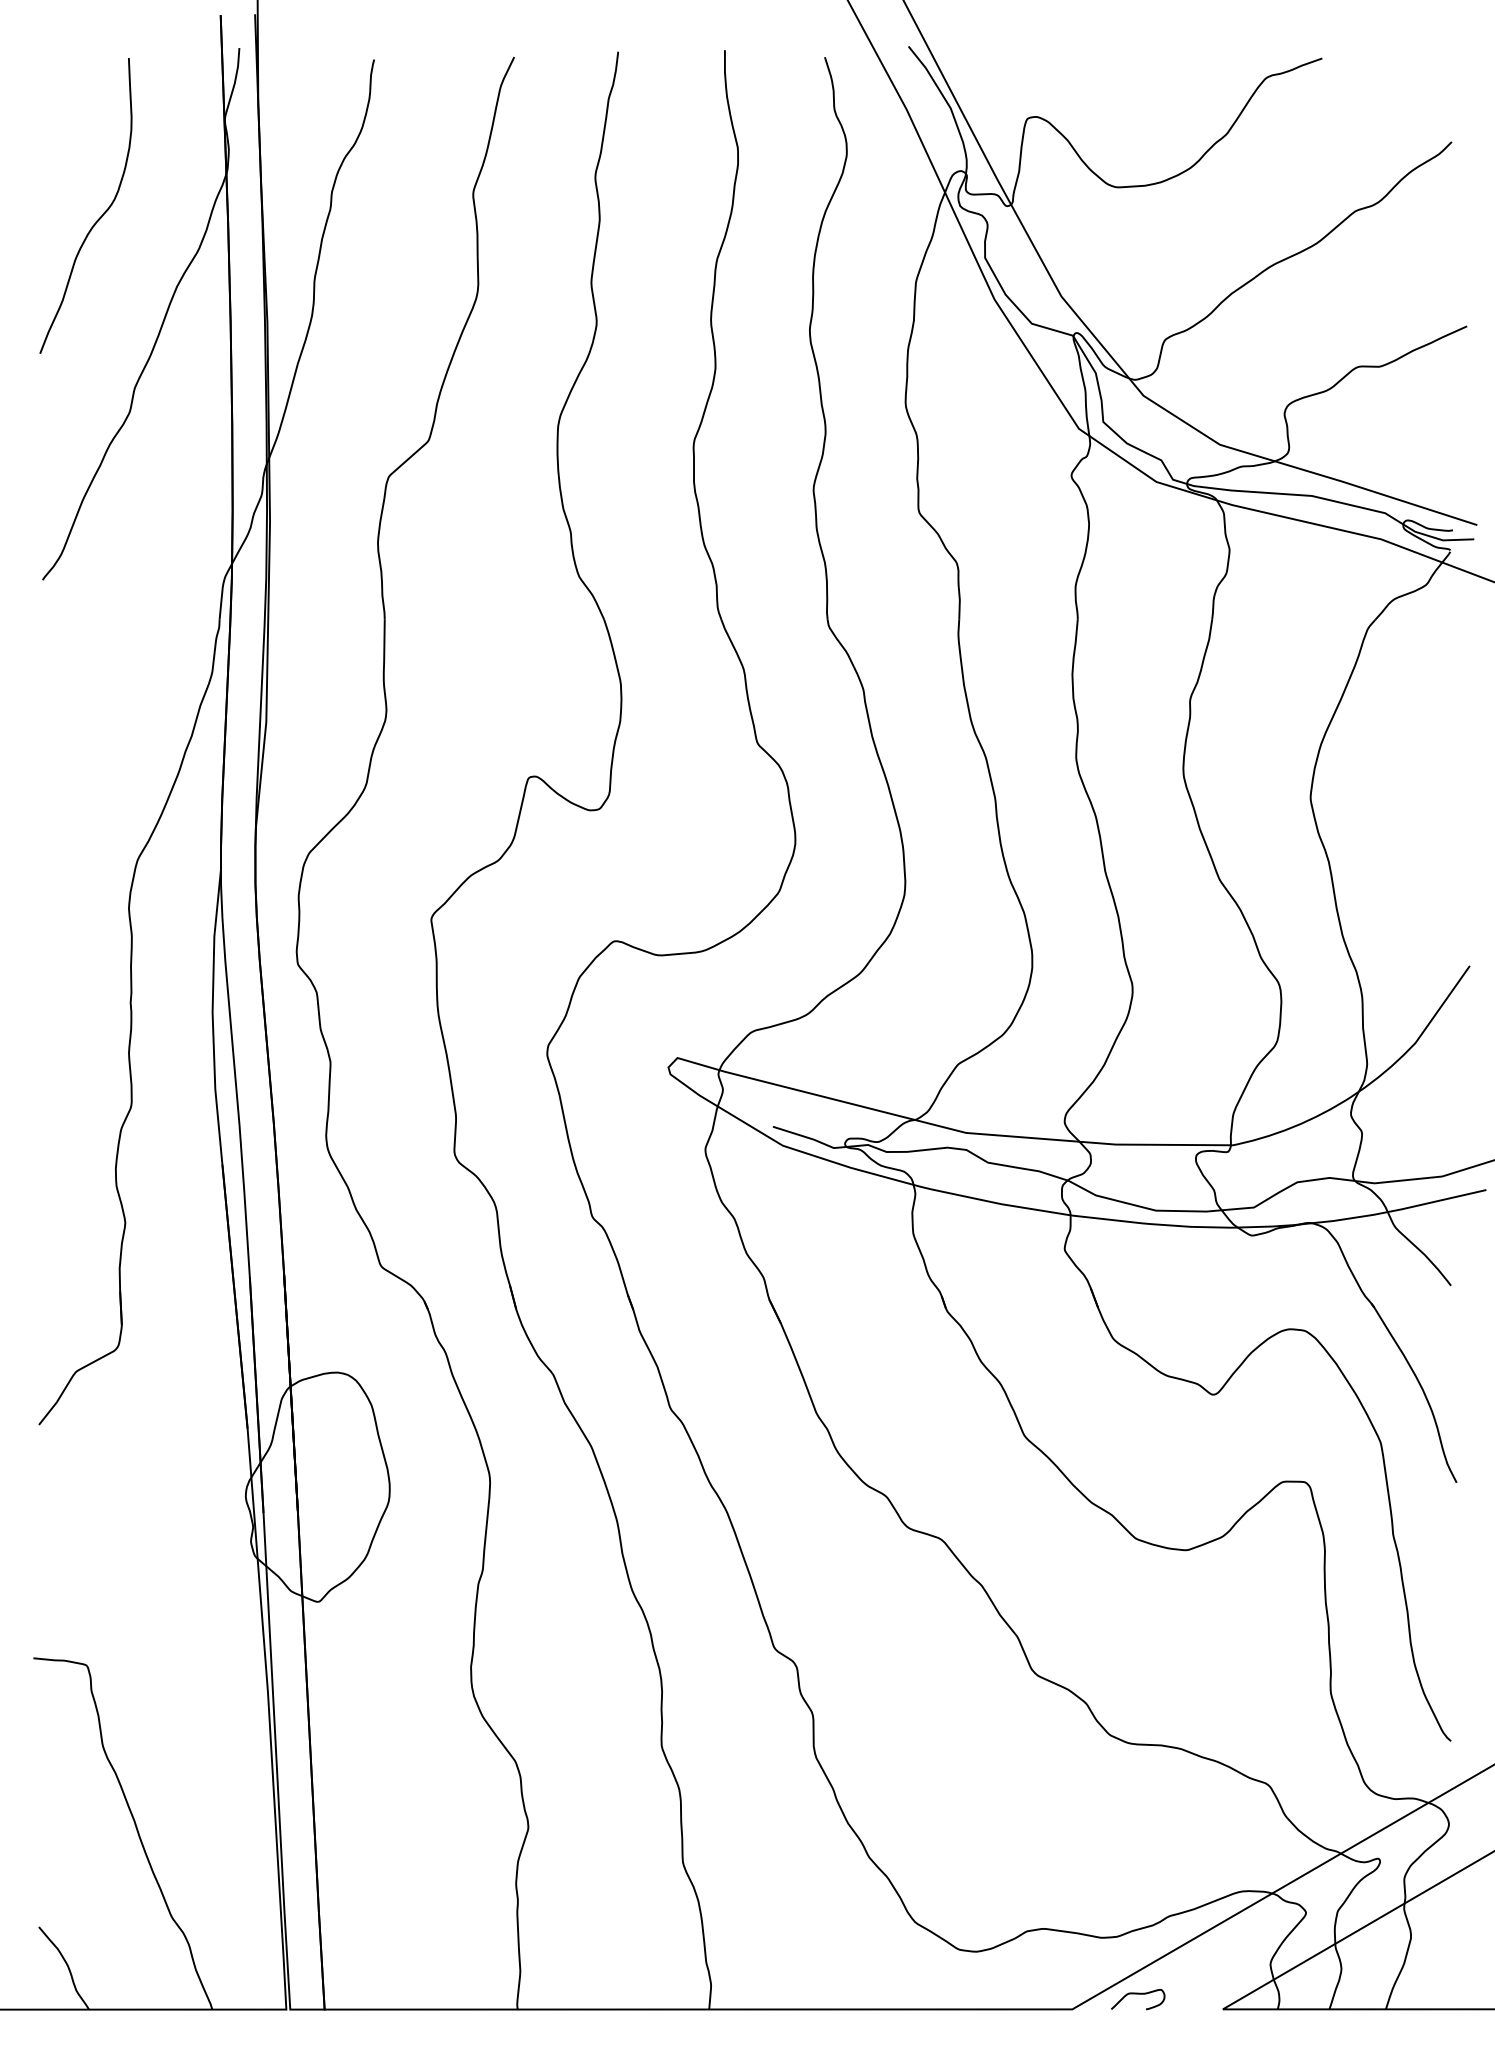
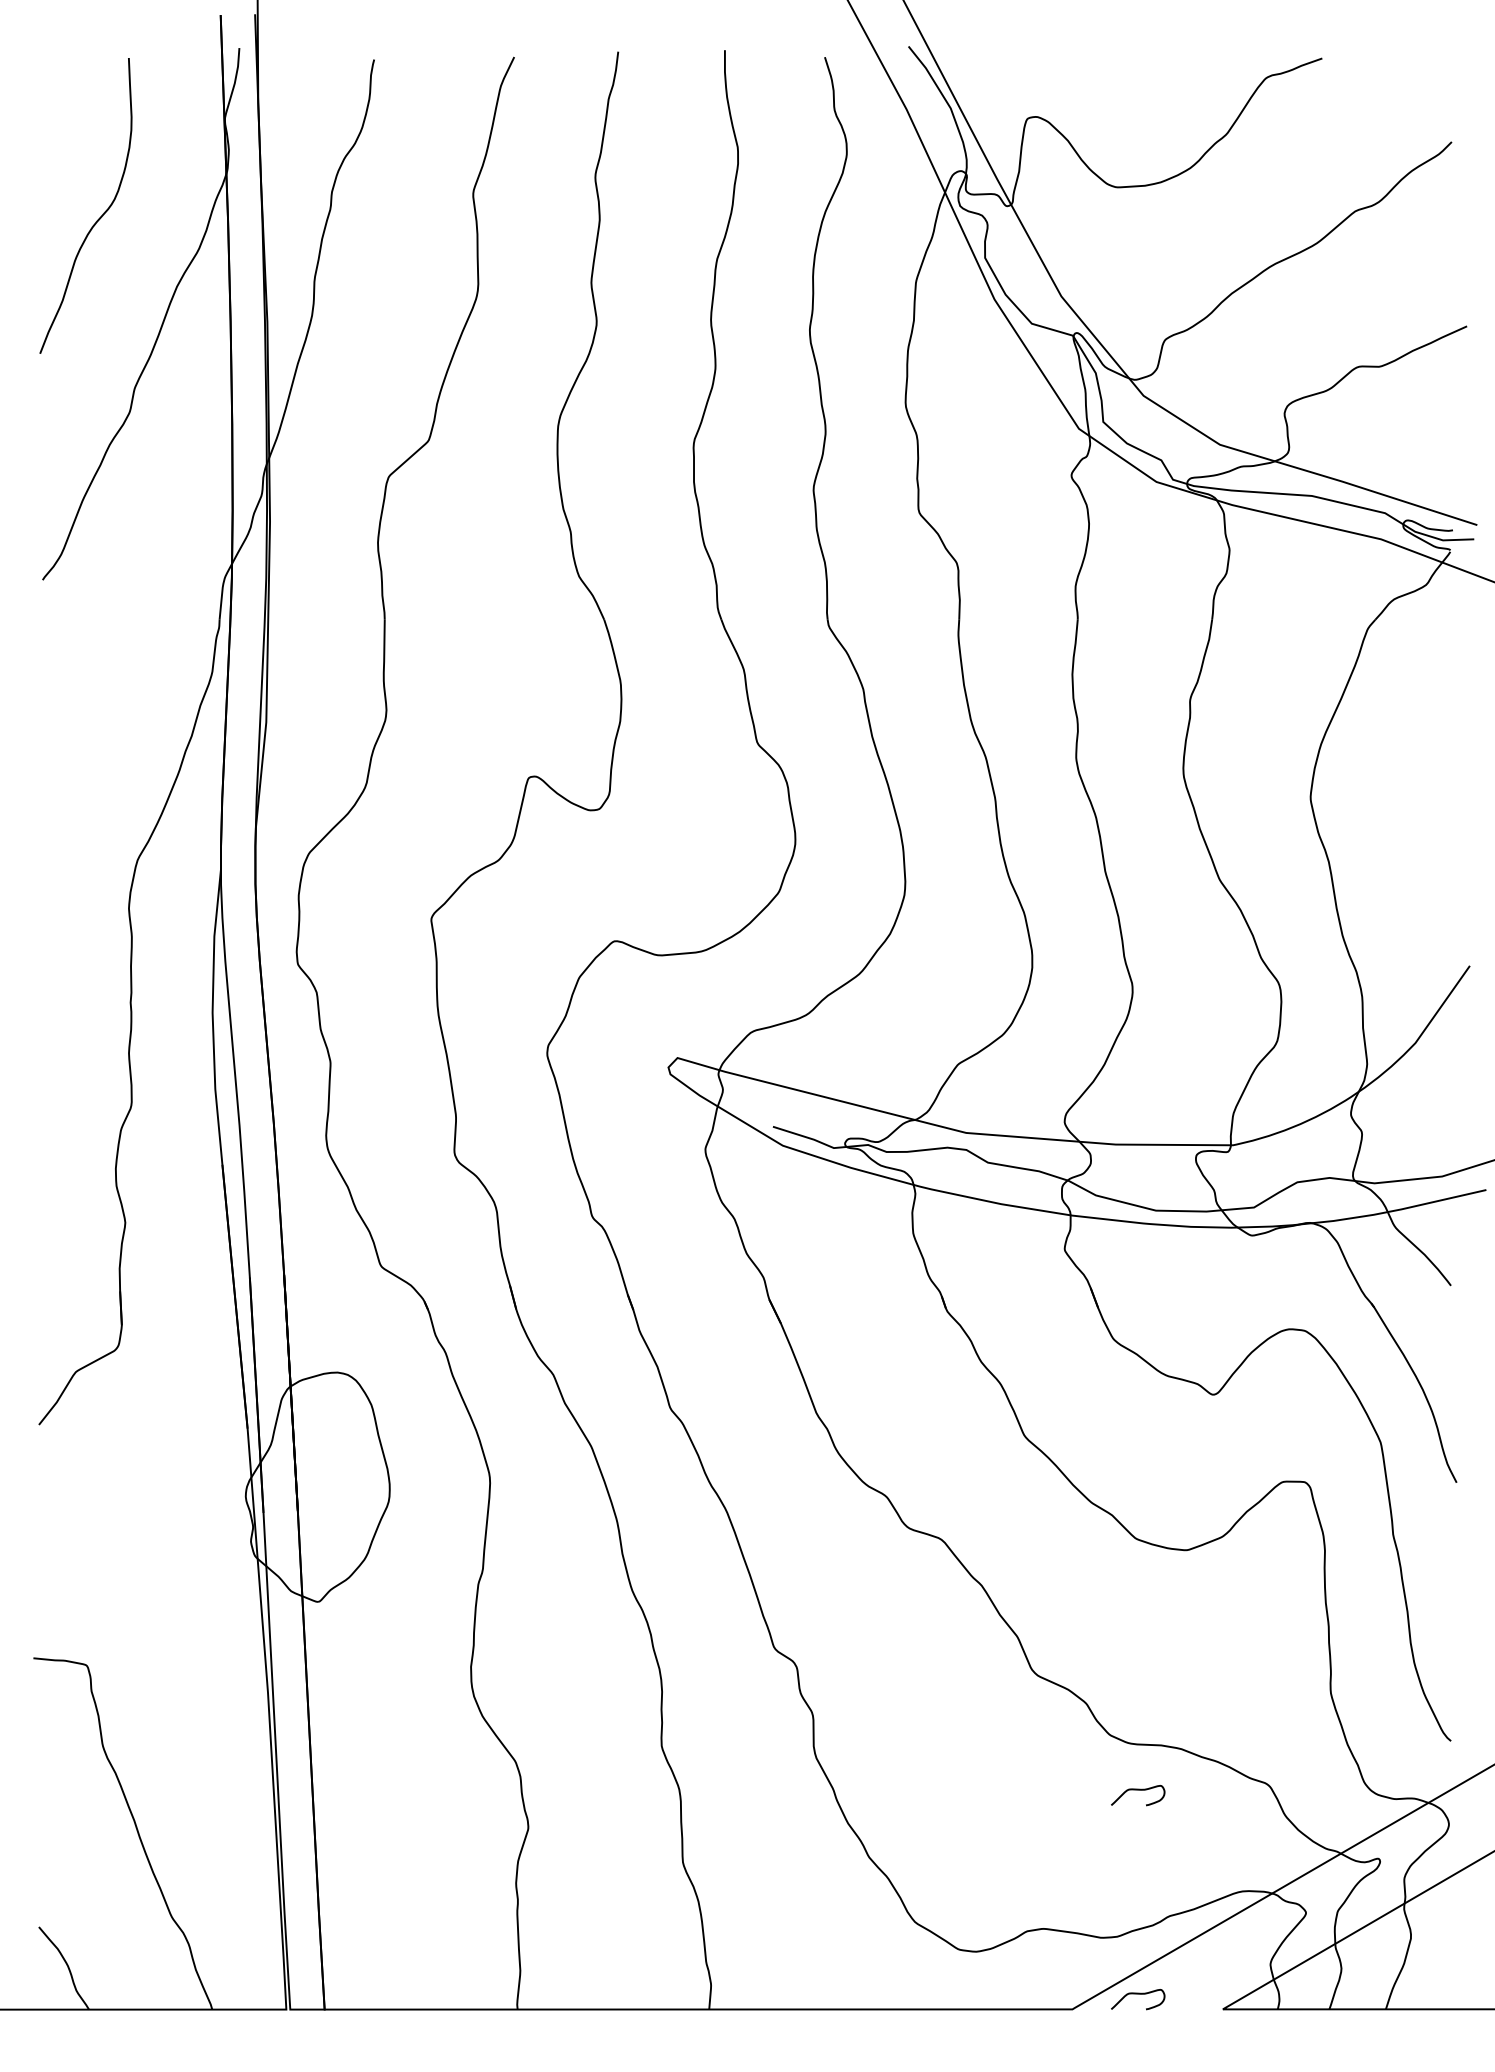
curve: none -> present (1138, 1790)
